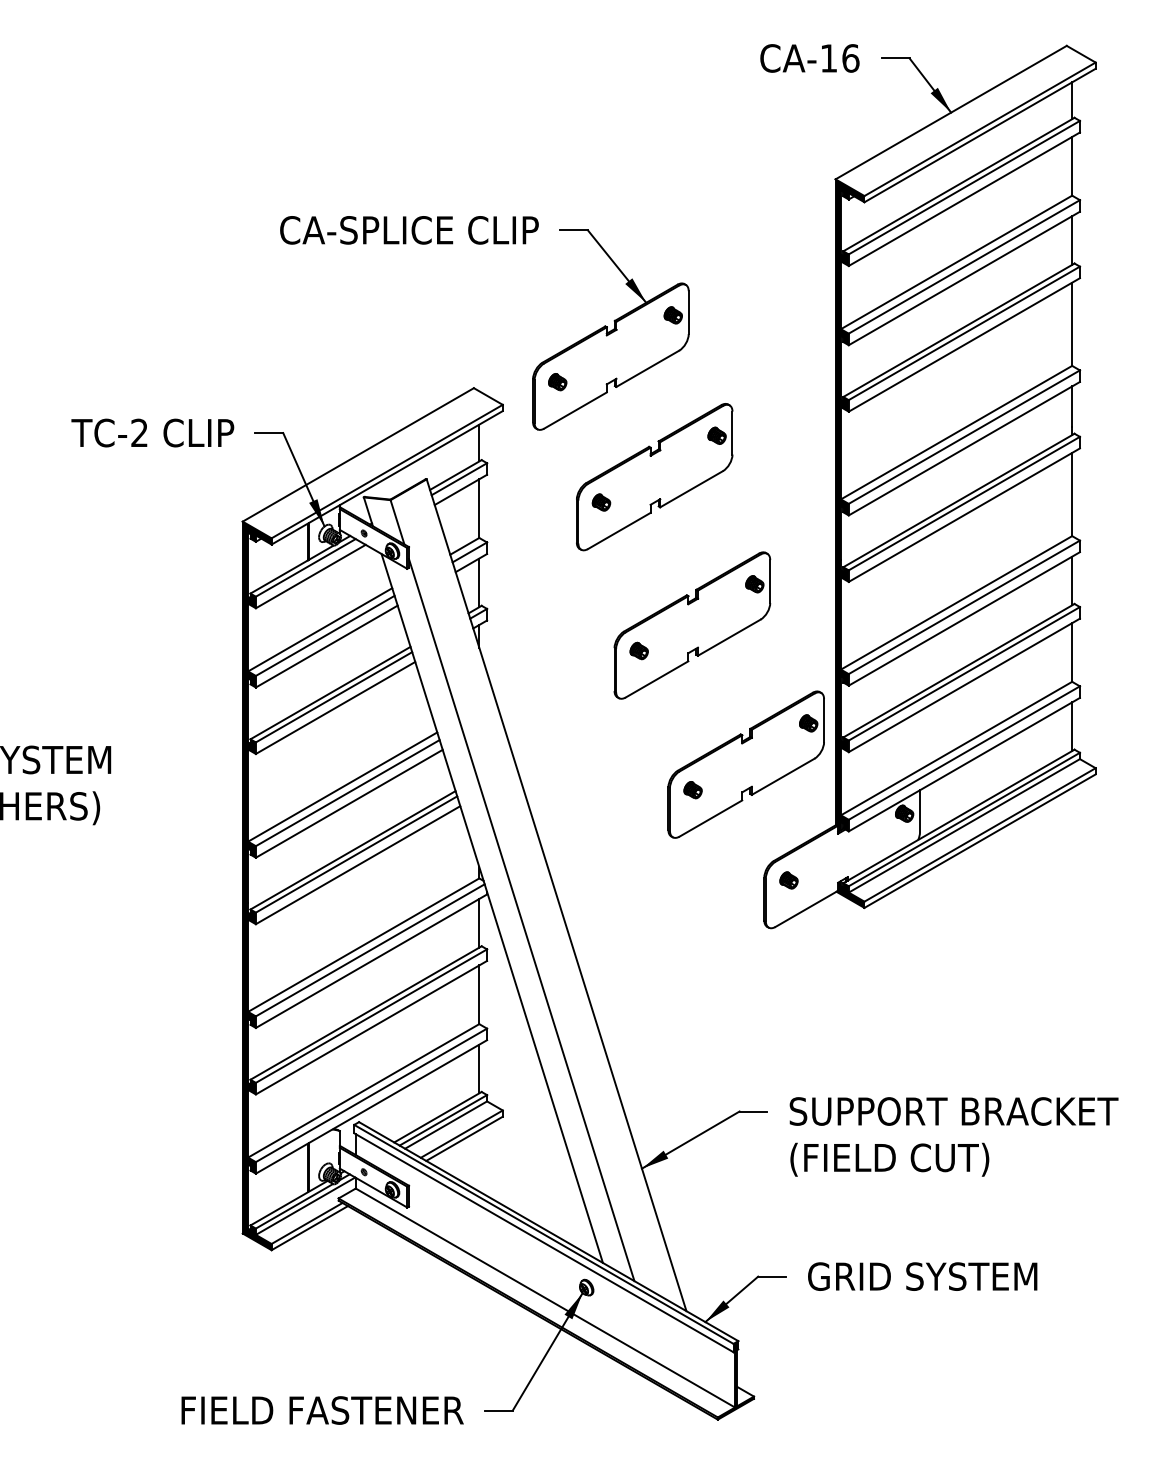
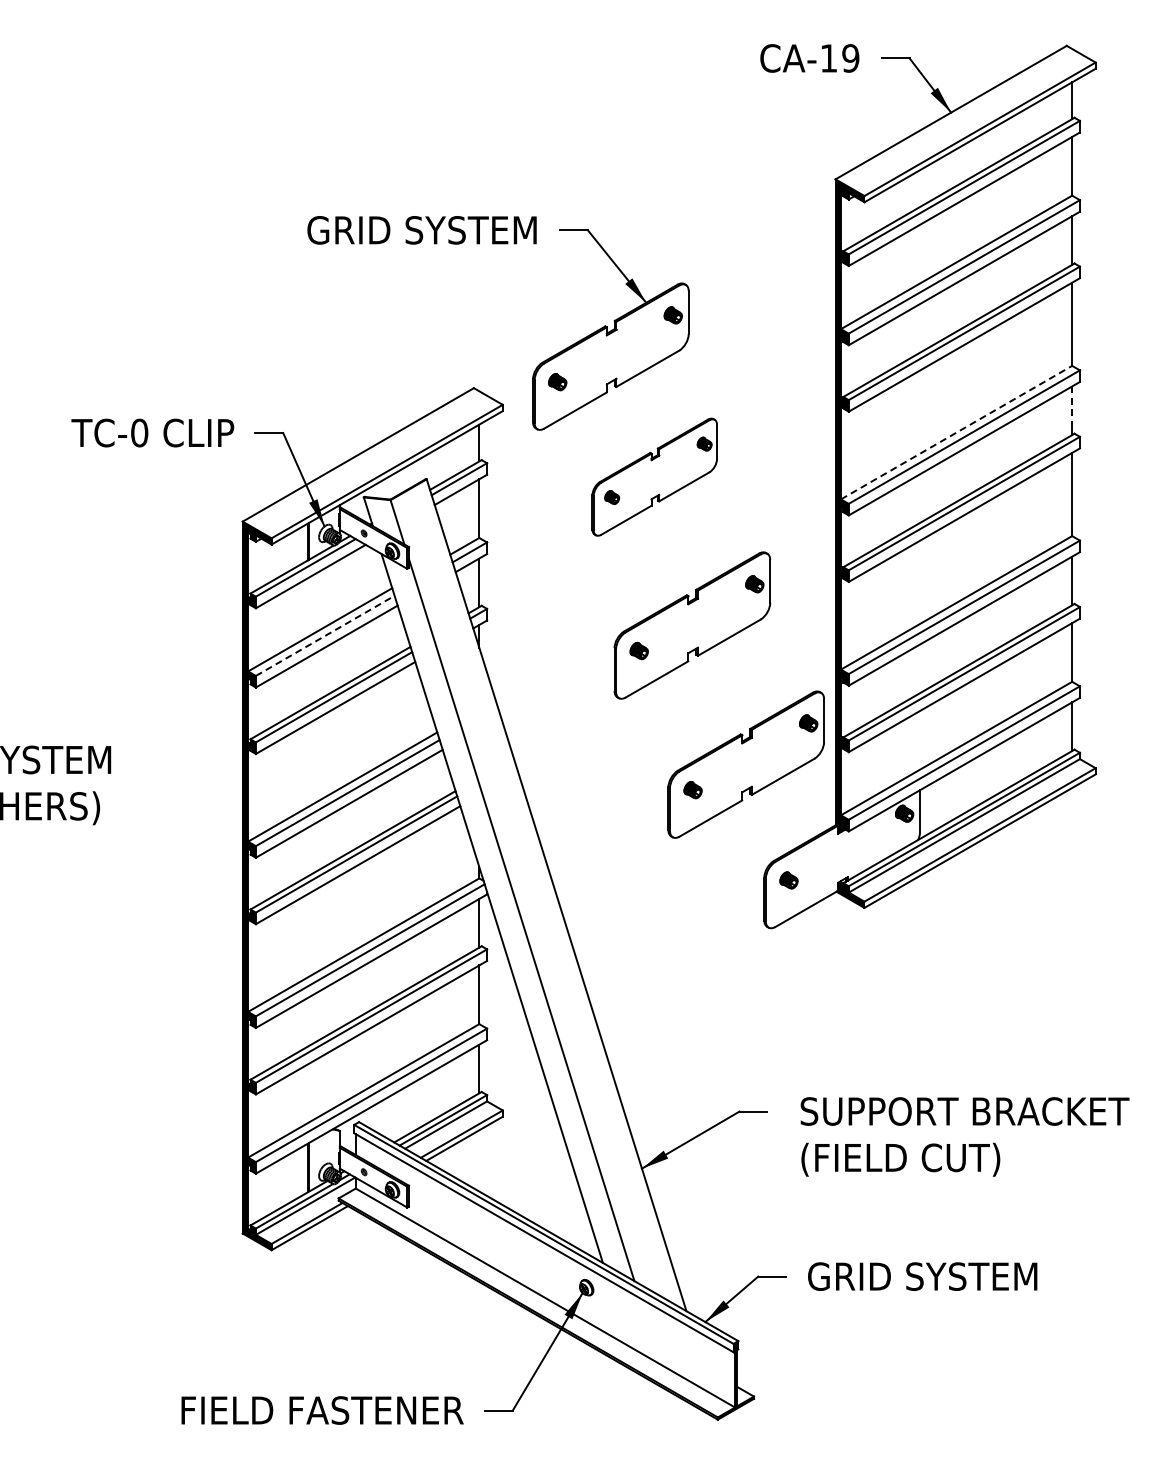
text: CA-16 -> CA-19 (850, 58)
text: CA-SPLICE CLIP -> GRID SYSTEM (409, 230)
line: solid -> dashed (1072, 407)
text: TC-2 -> TC-0 (139, 432)
line: solid -> dashed (957, 432)
part size: 158x149 px -> 127x120 px (654, 476)
line: solid -> dashed (325, 635)
text position: (953, 1136) -> (964, 1136) (964, 1136)
